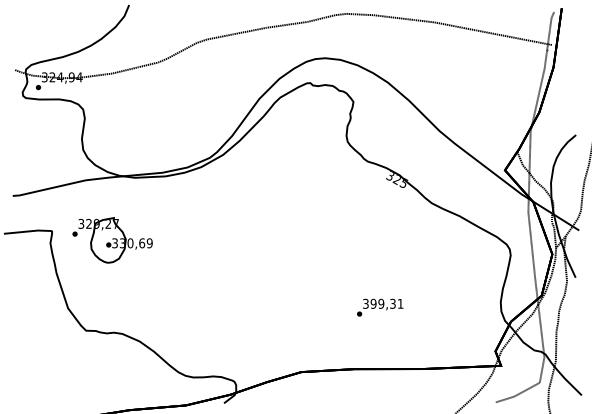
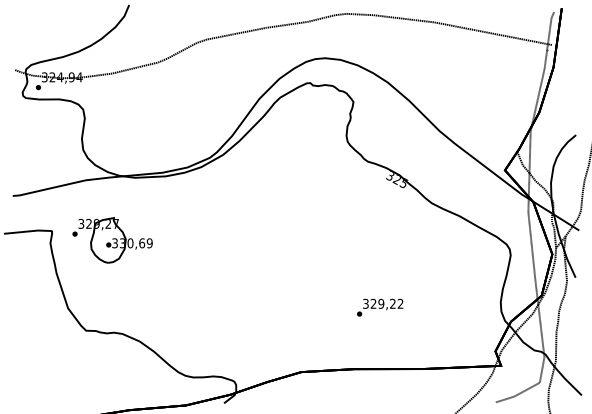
text: 399,31 -> 329,22 (386, 303)
